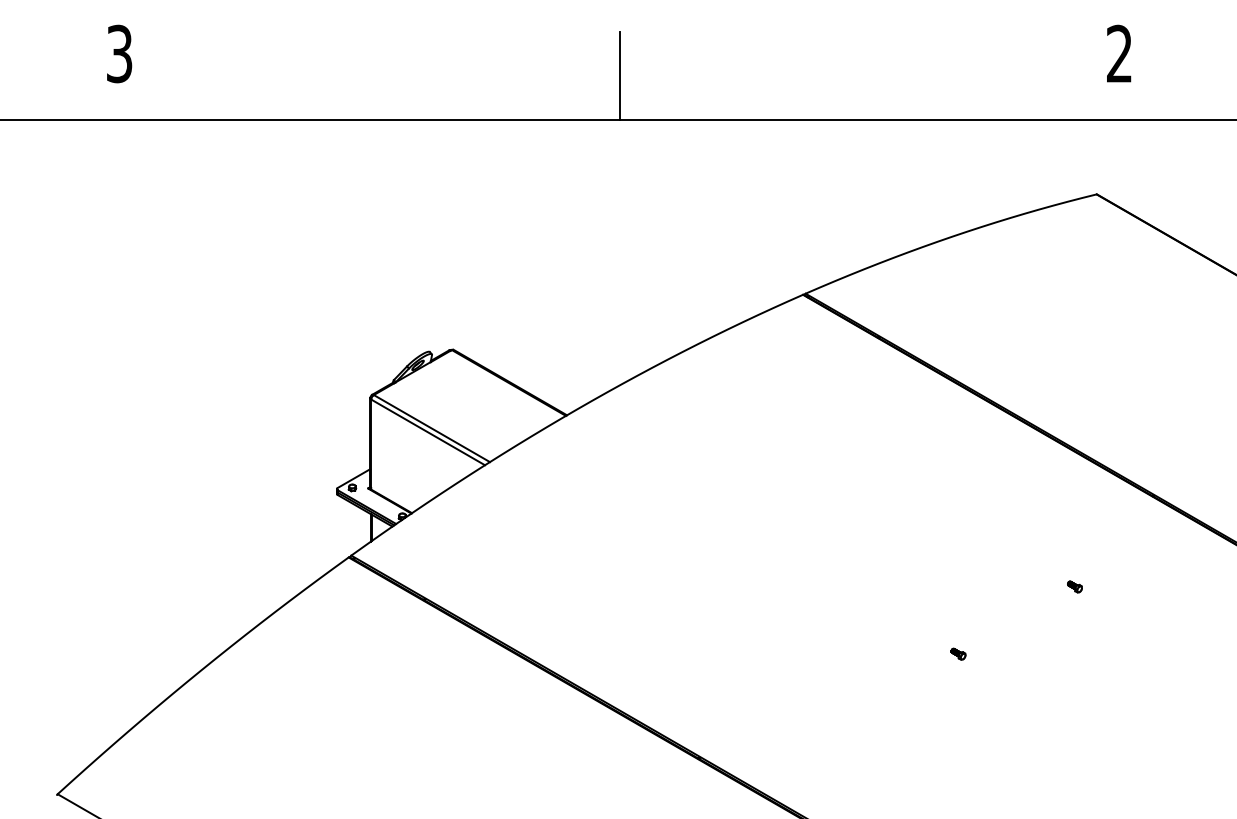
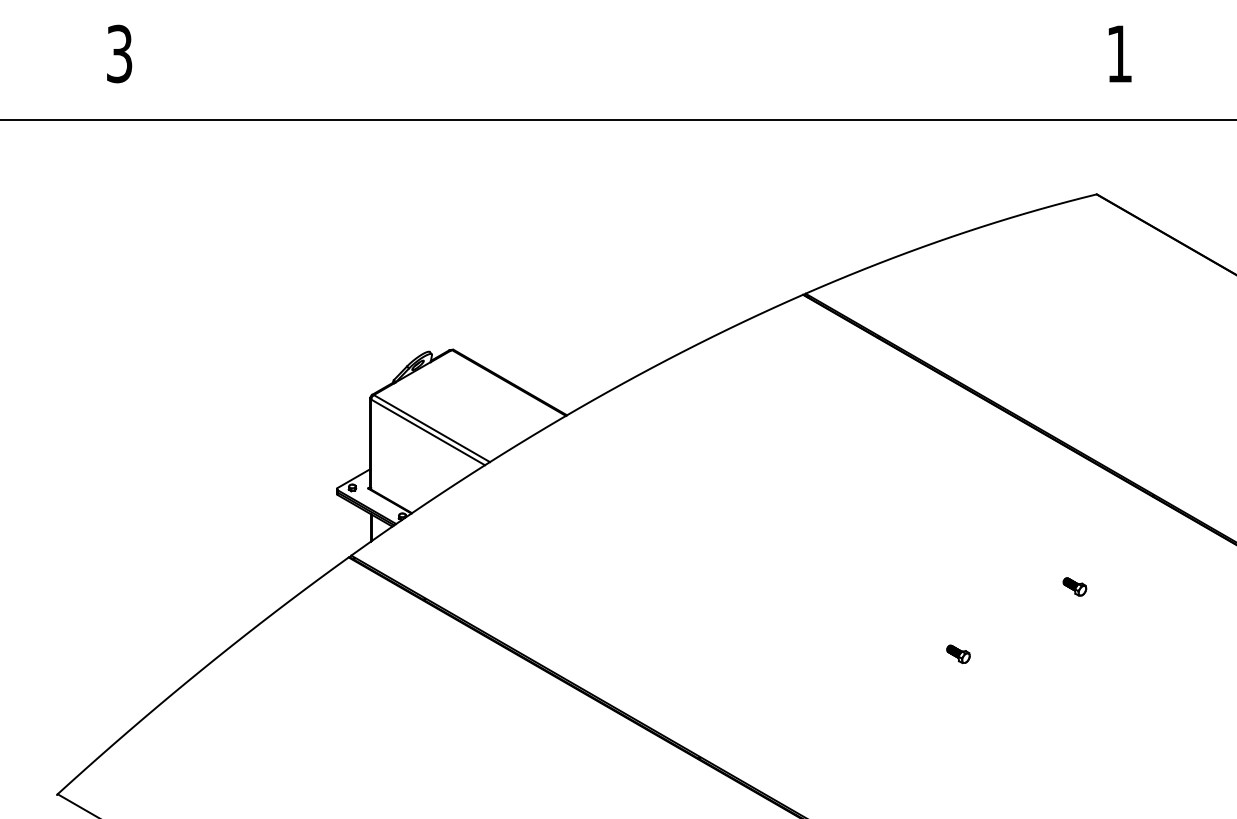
text: 2 -> 1 (1119, 53)
line: present -> none (620, 76)
part size: 16x14 px -> 26x20 px (1074, 586)
part size: 17x14 px -> 25x21 px (958, 654)
